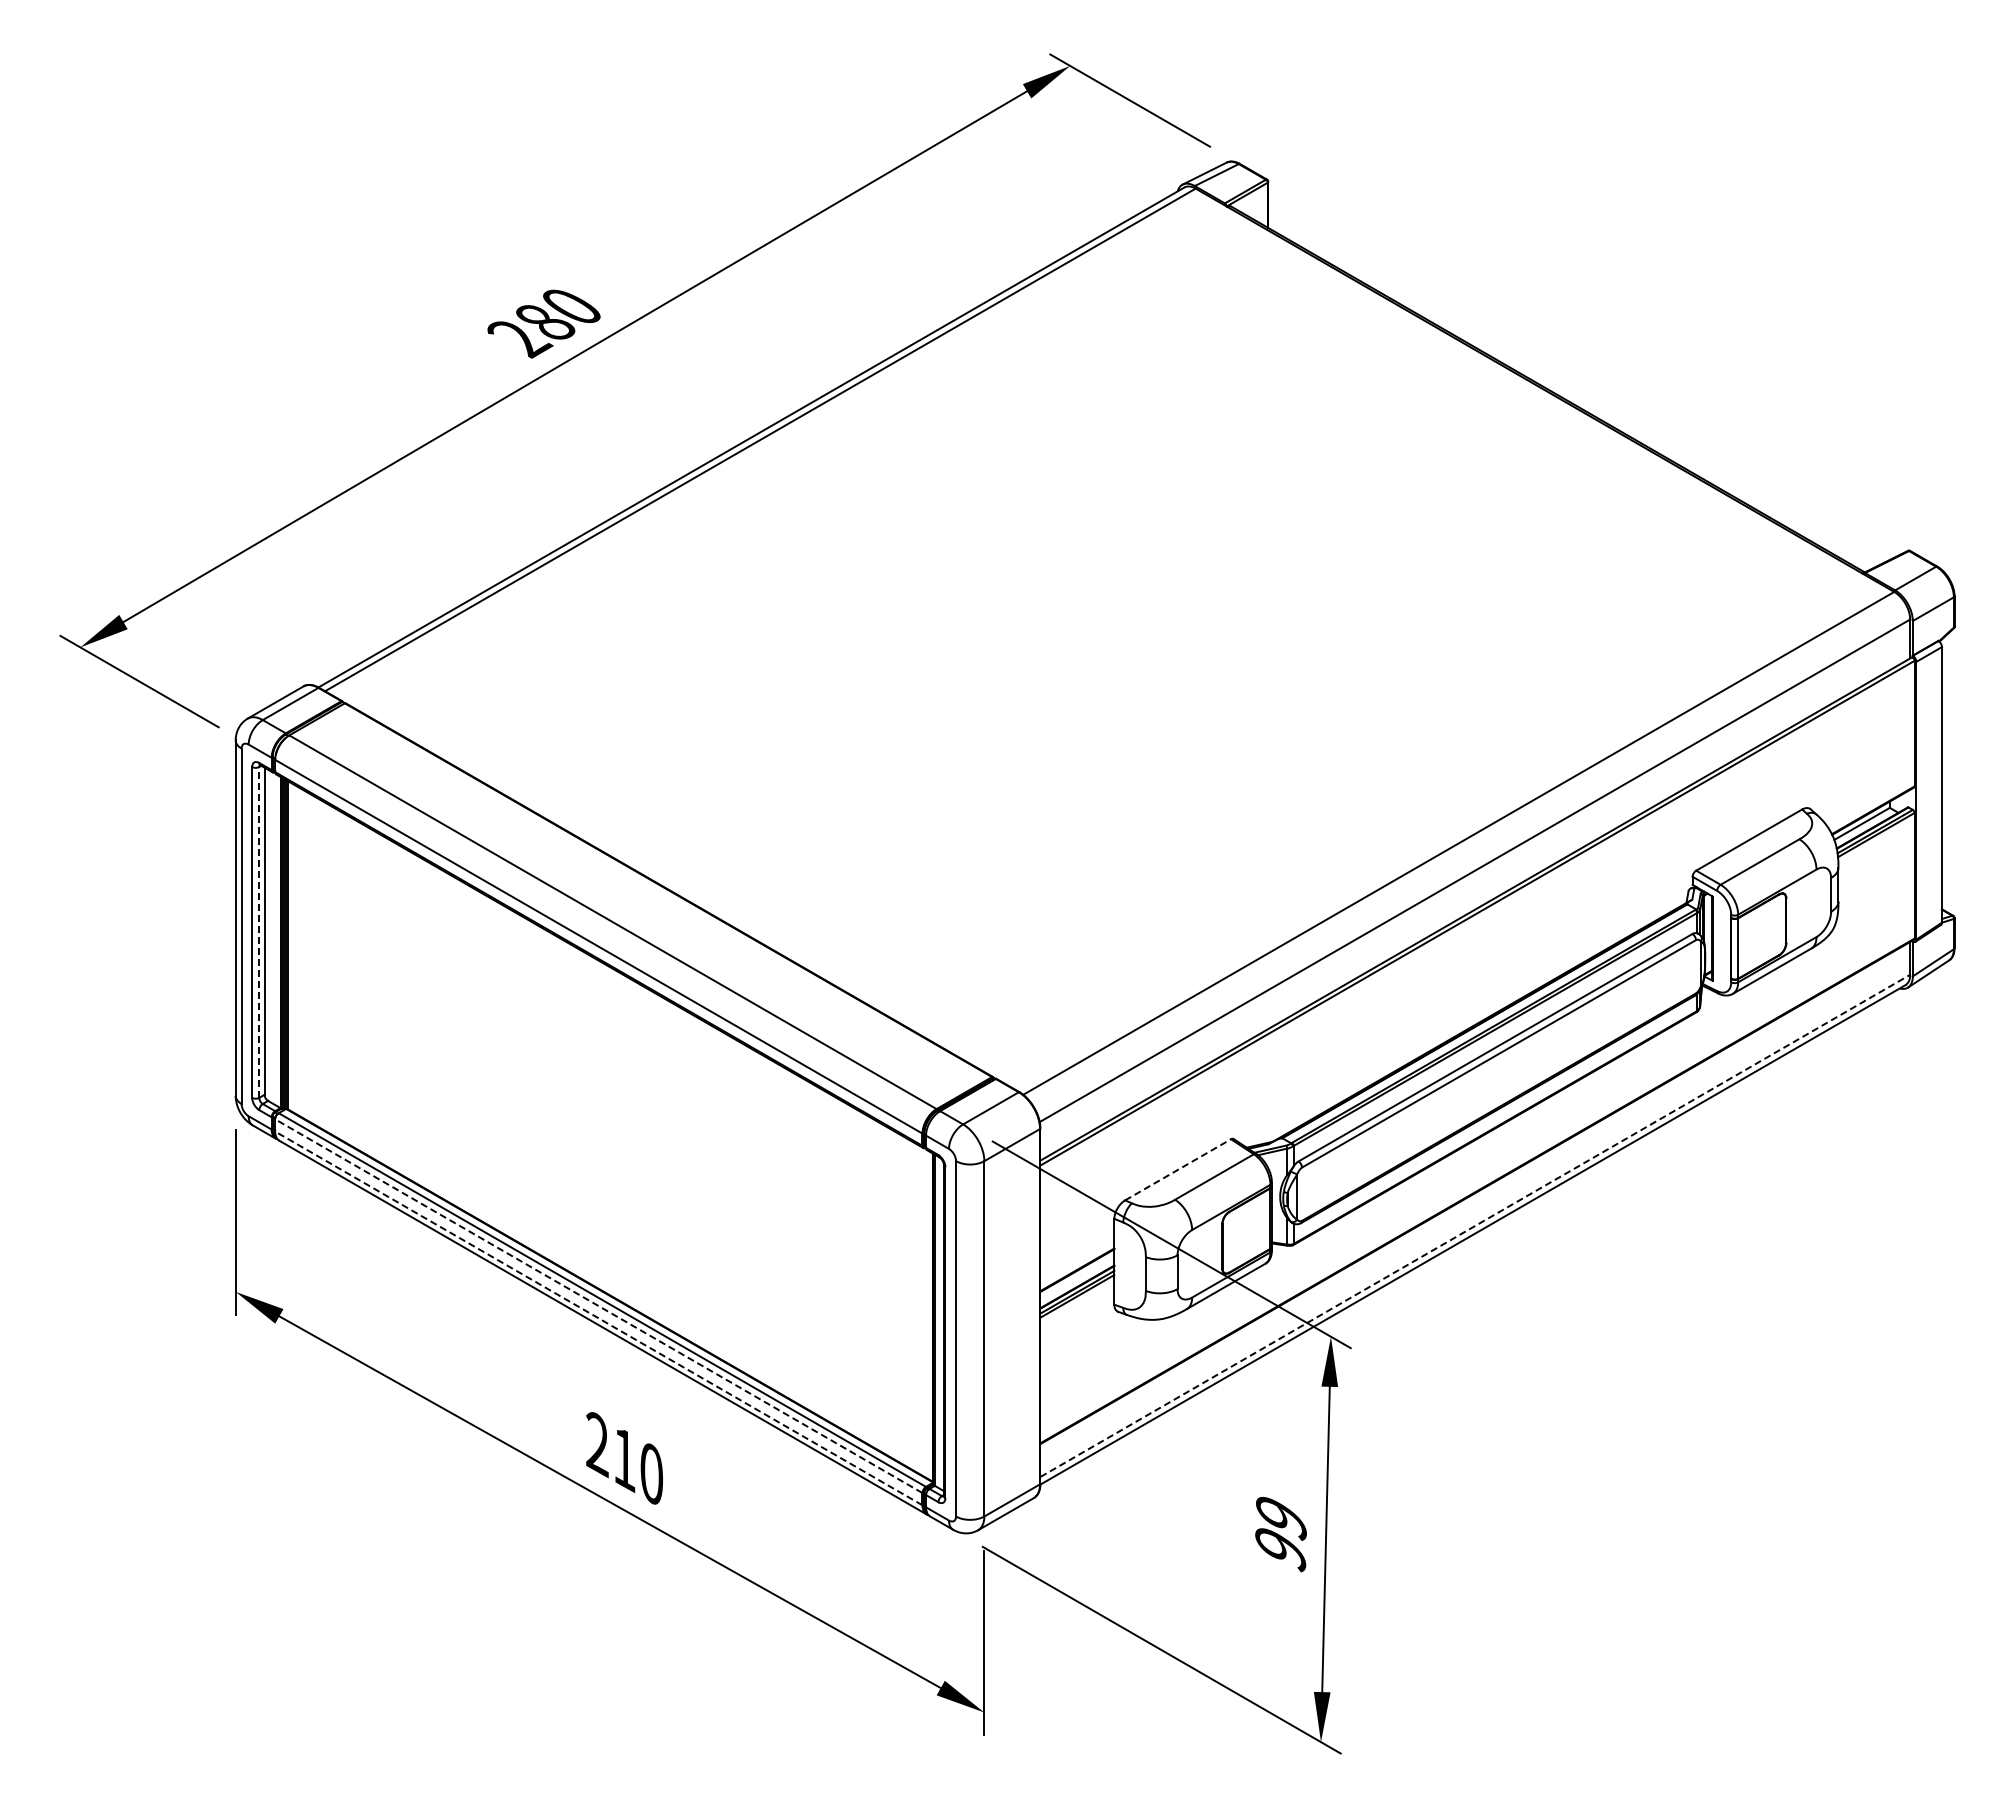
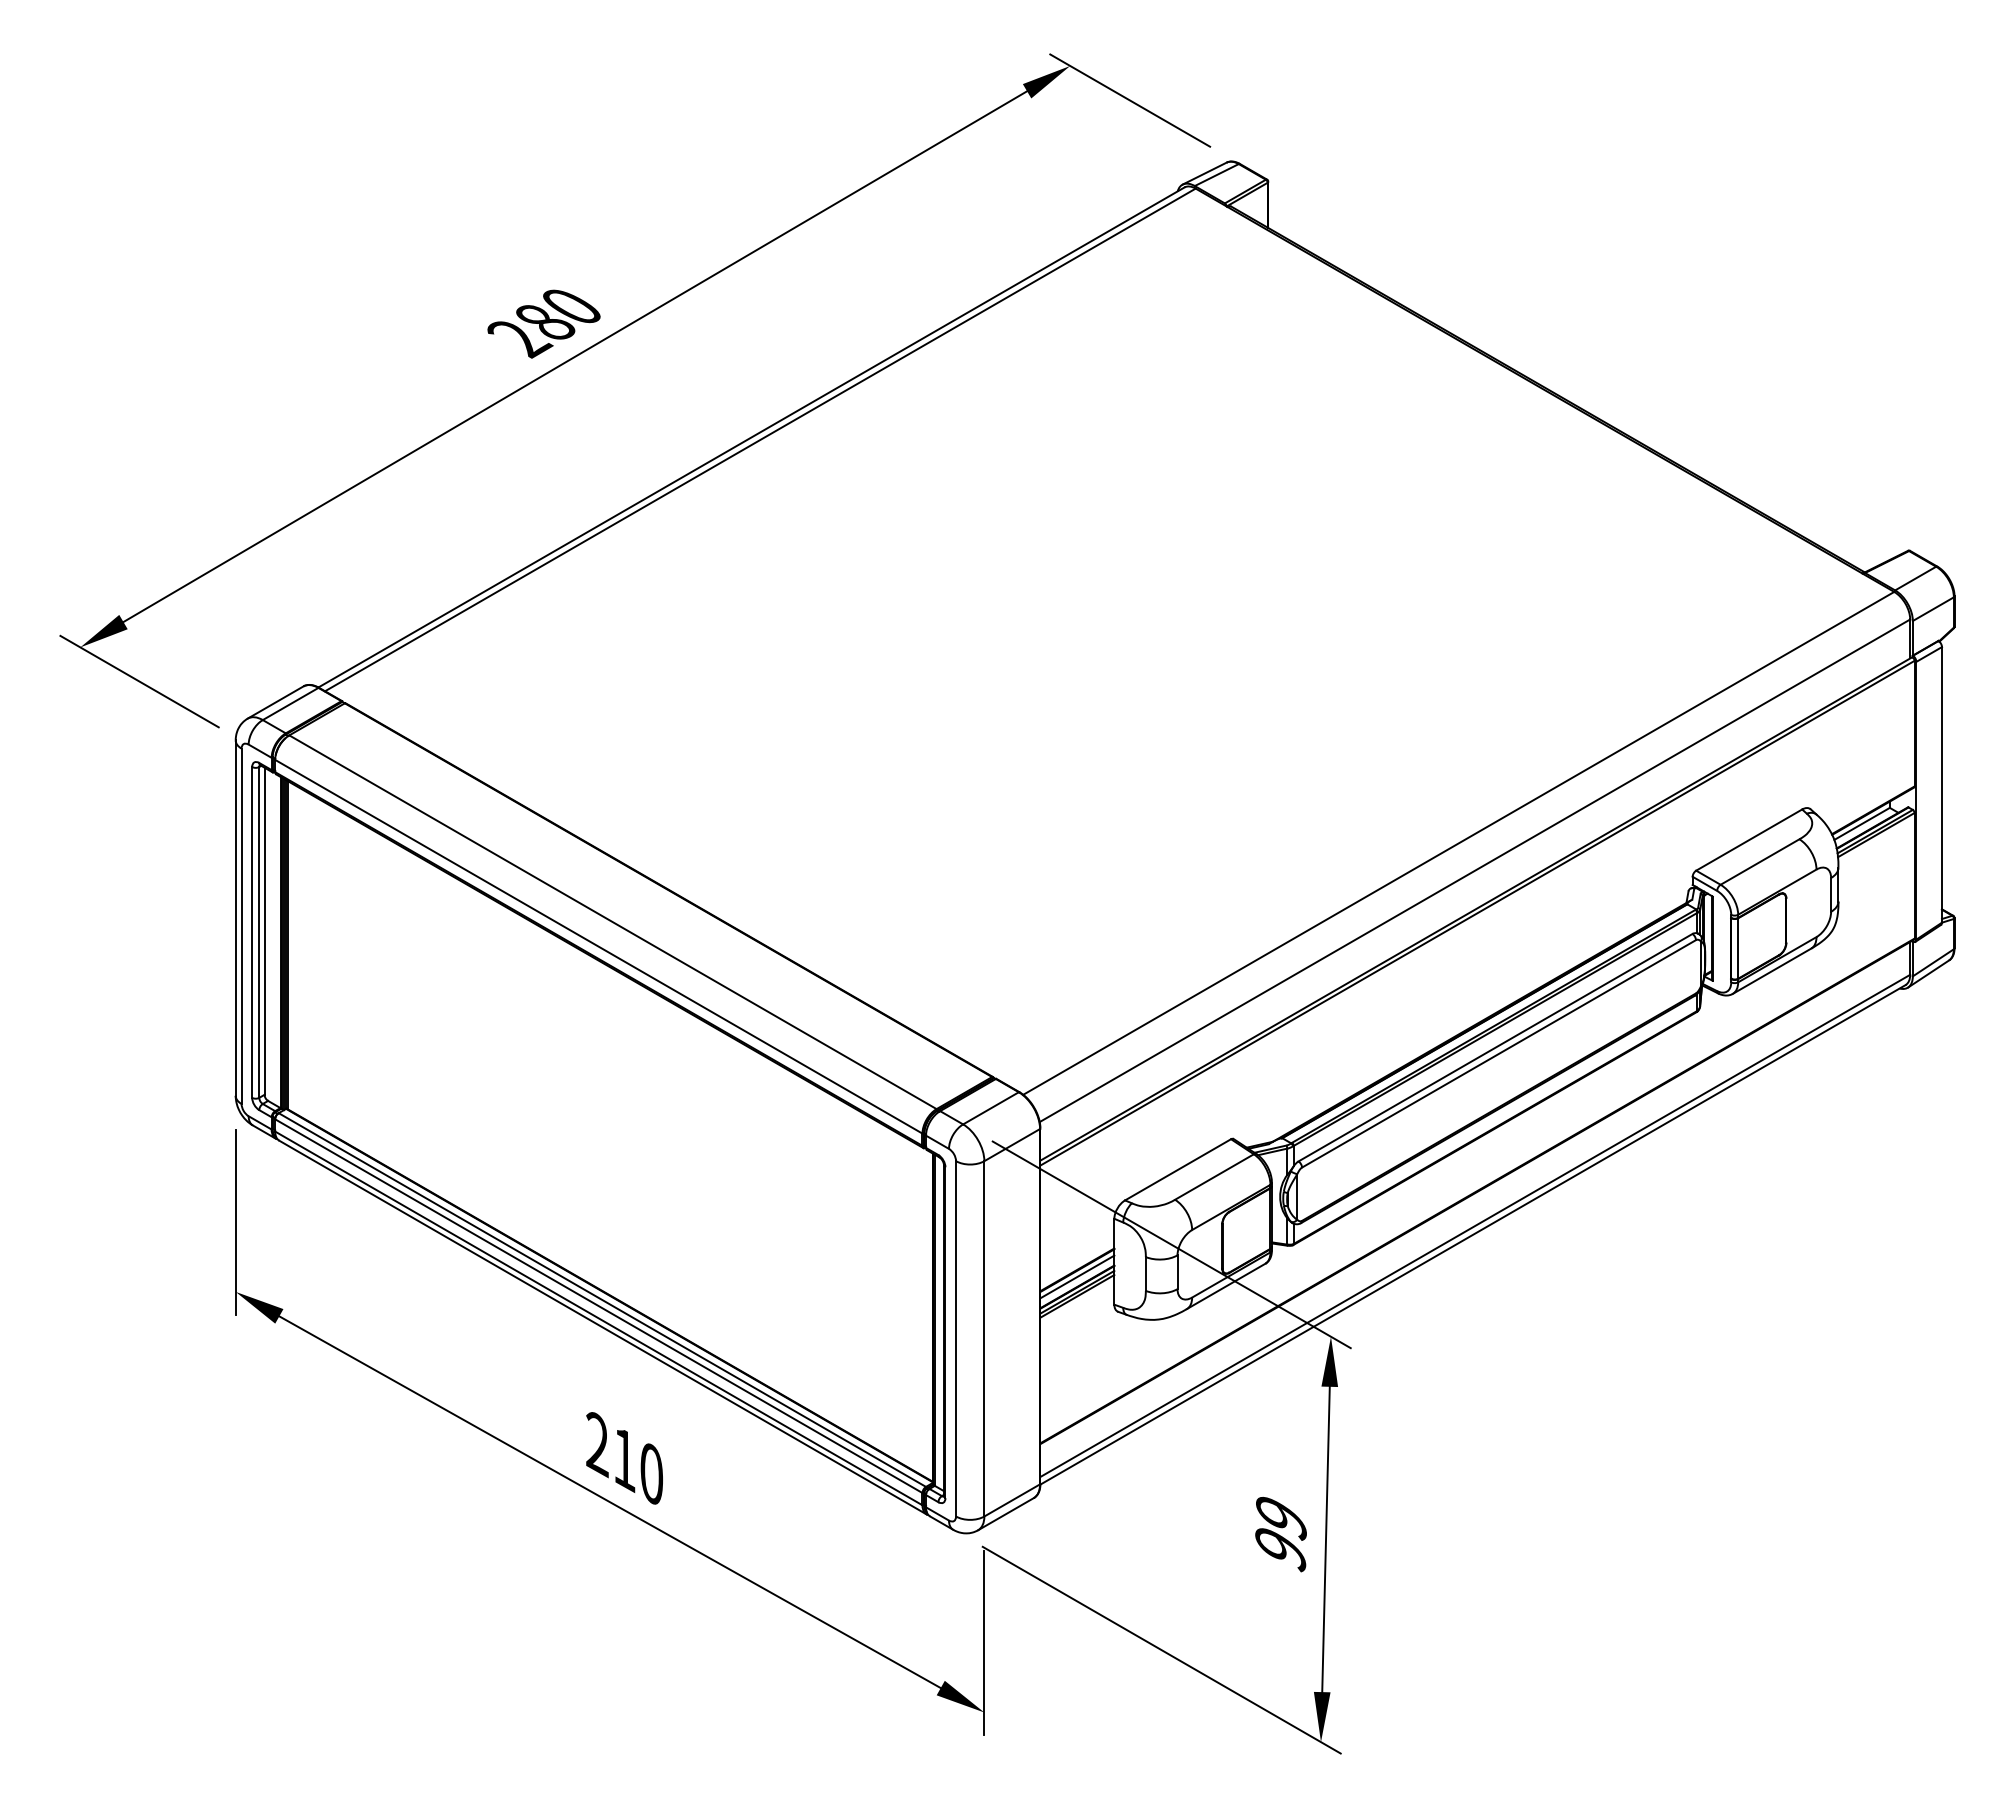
line: dashed -> solid (259, 931)
line: dashed -> solid (1178, 1169)
line: dashed -> solid (1475, 1225)
line: none -> present (1077, 1276)
line: dashed -> solid (598, 1306)
line: dashed -> solid (598, 1318)
